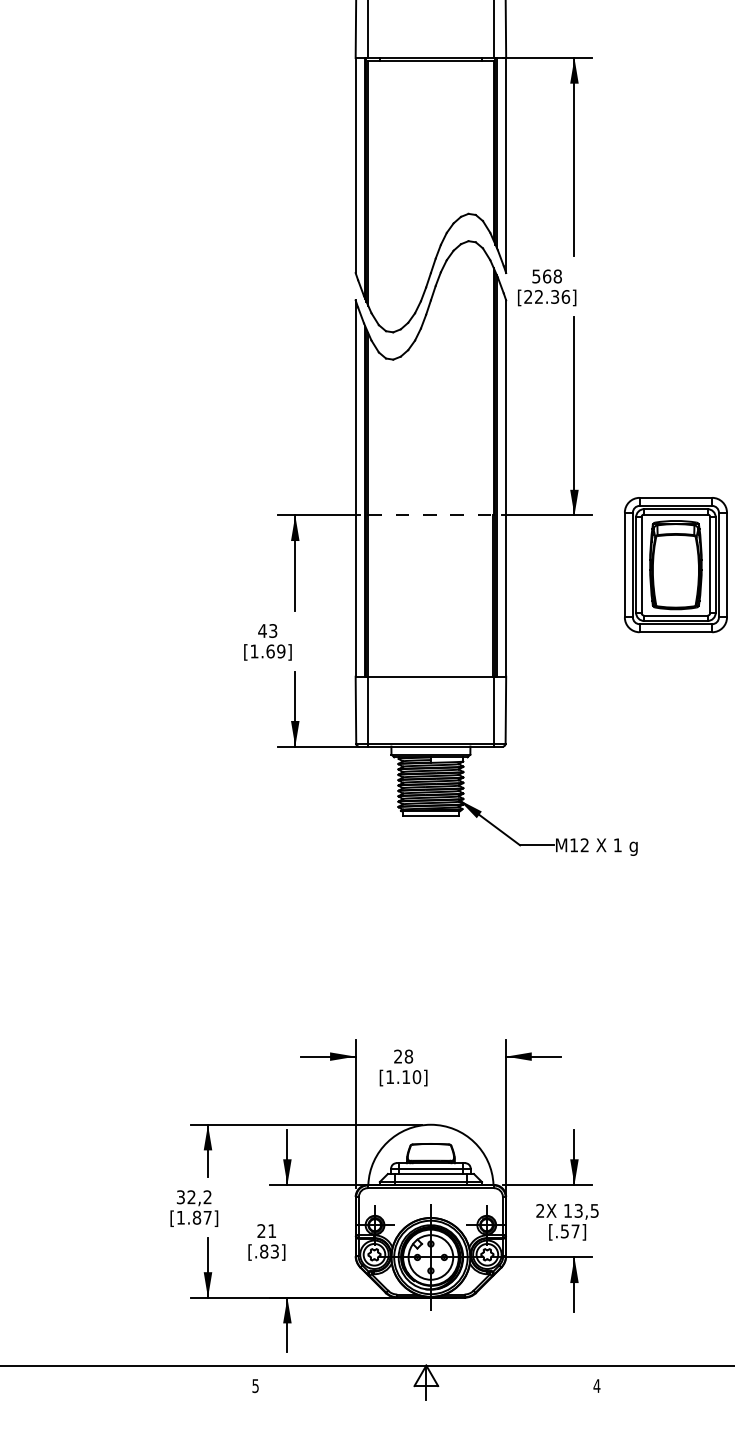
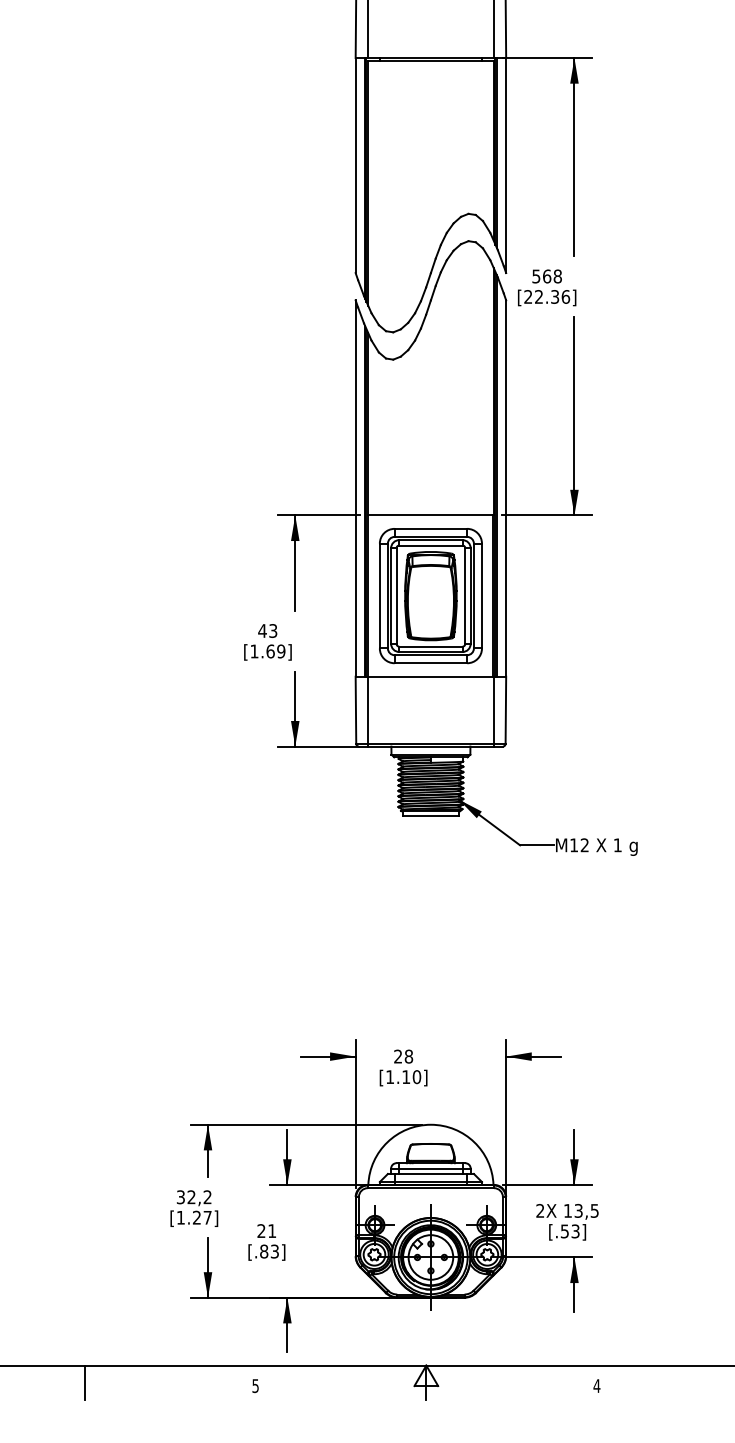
line: dashed -> solid (430, 515)
part position: (675, 565) -> (430, 596) (430, 596)
text: [1.87] -> [1.27] (196, 1217)
text: [.57] -> [.53] (575, 1231)
line: none -> present (84, 1382)
